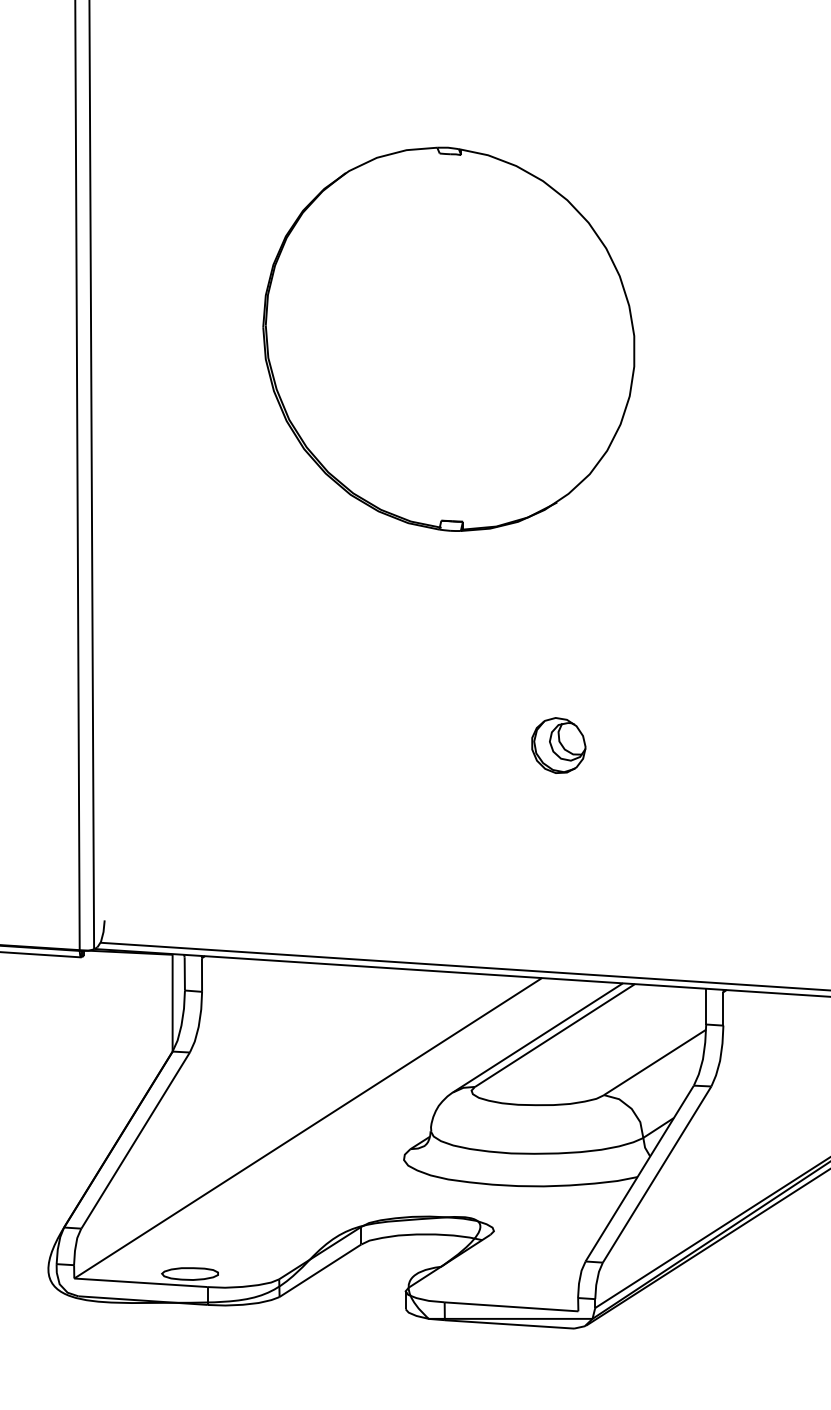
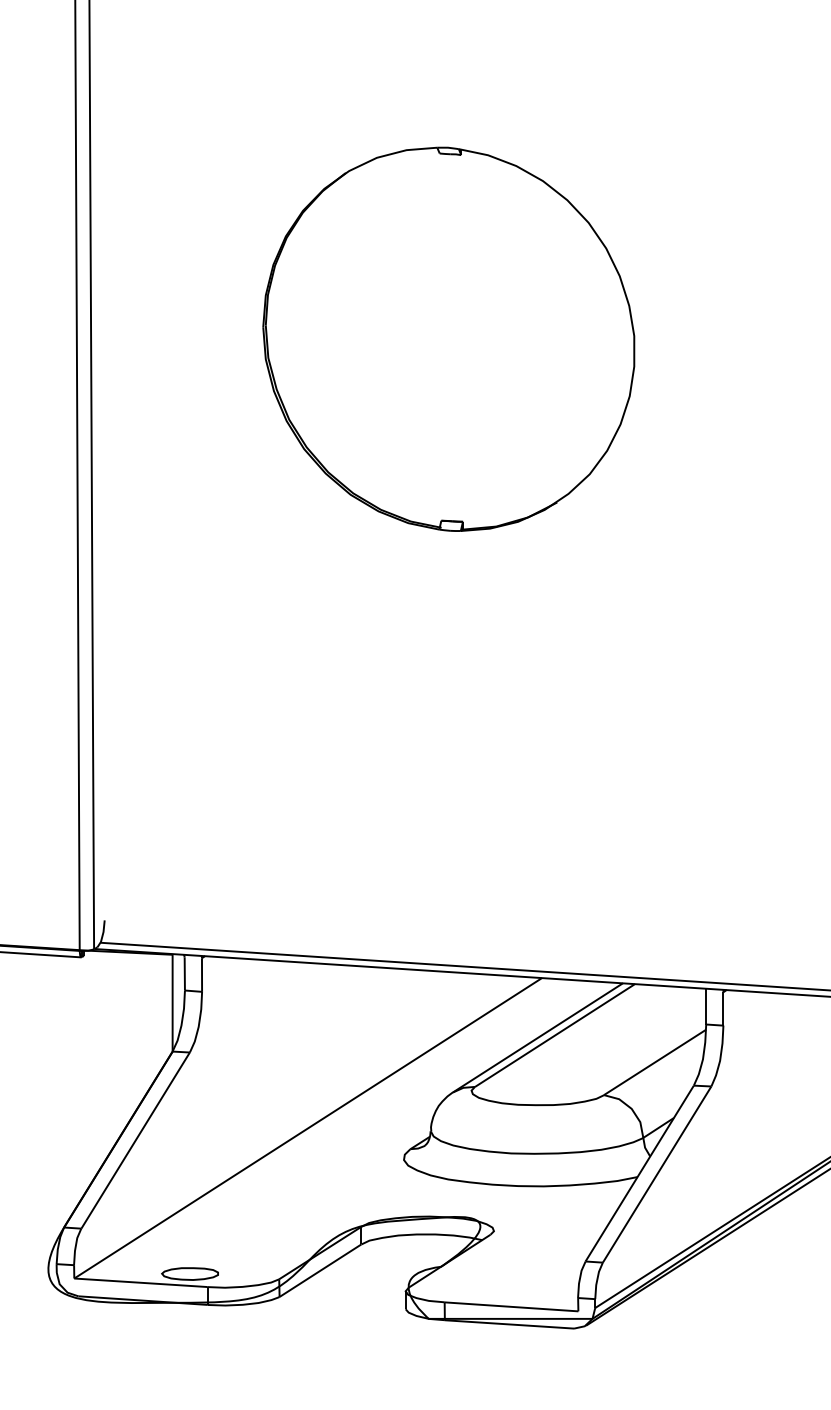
part: present -> none (558, 745)
